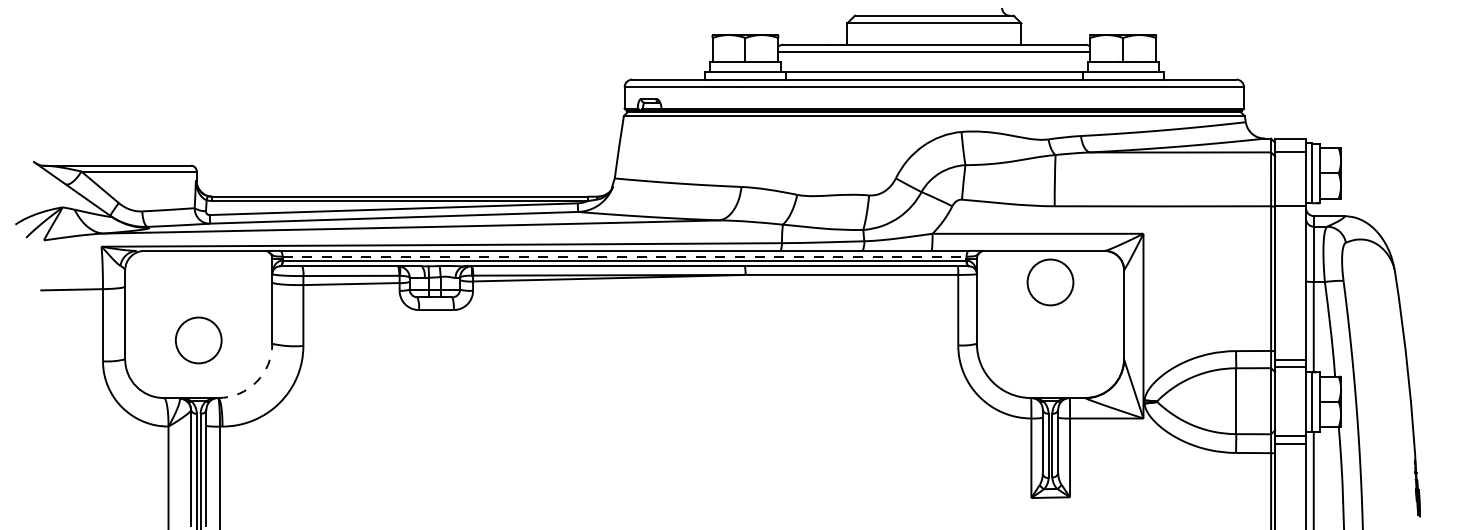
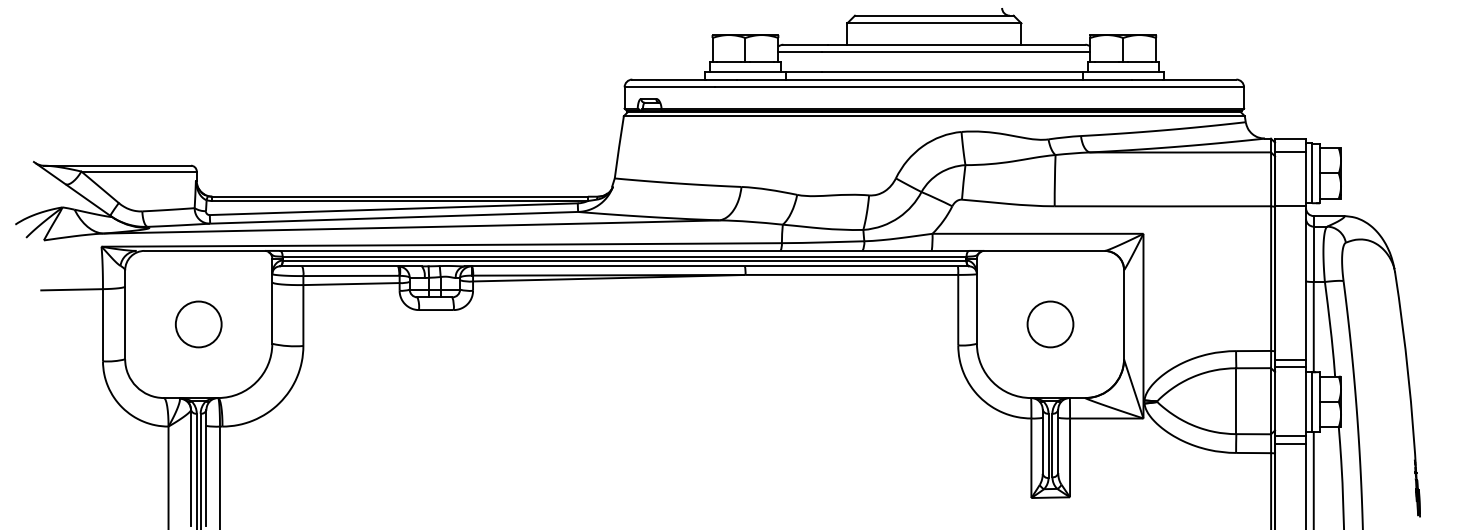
line: dashed -> solid (624, 256)
circle position: (1050, 282) -> (1050, 324) (1050, 324)
circle position: (198, 340) -> (198, 324) (198, 324)
arc: dashed -> solid (256, 382)
